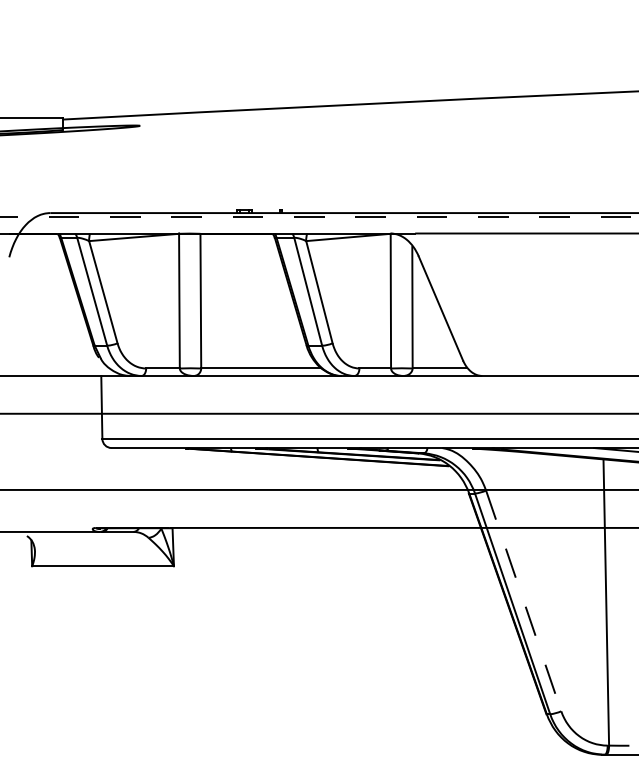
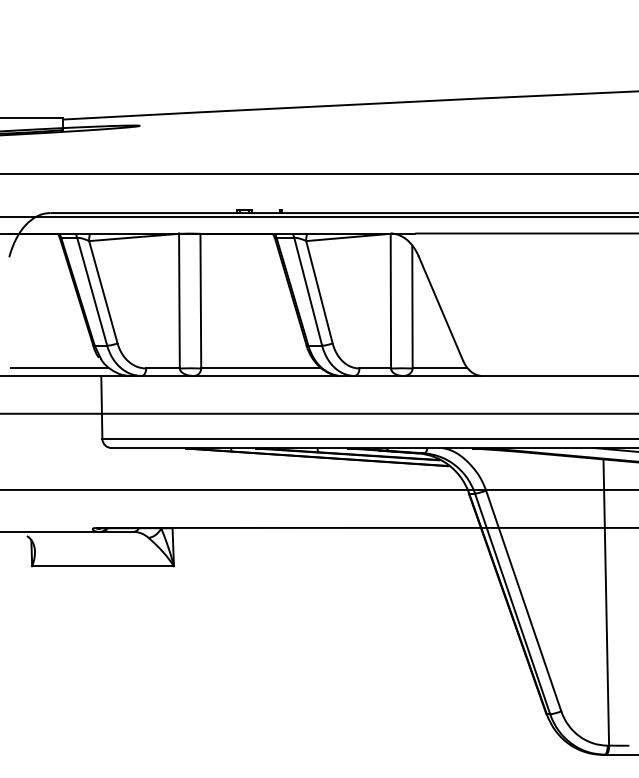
line: none -> present (318, 173)
line: dashed -> solid (319, 217)
line: none -> present (59, 368)
line: dashed -> solid (523, 600)
